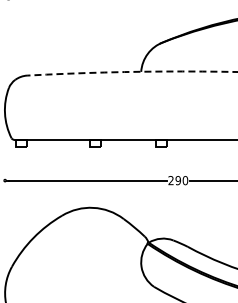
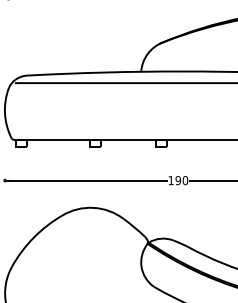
arc: dashed -> solid (132, 71)
line: none -> present (124, 83)
text: 290 -> 190 (170, 180)
